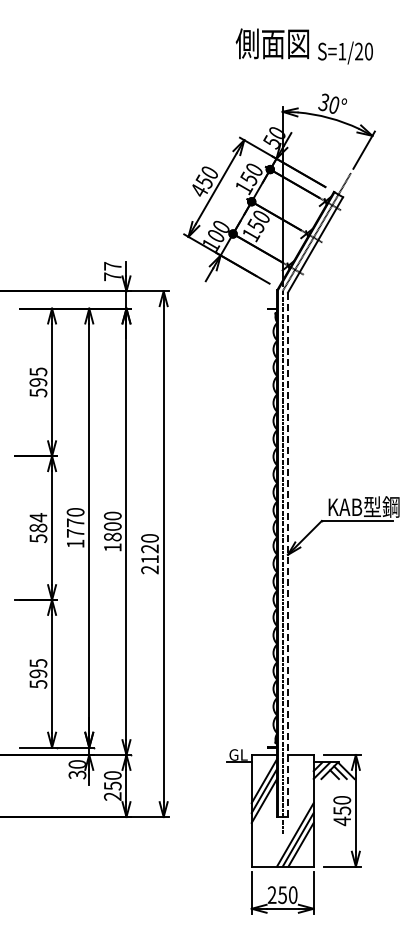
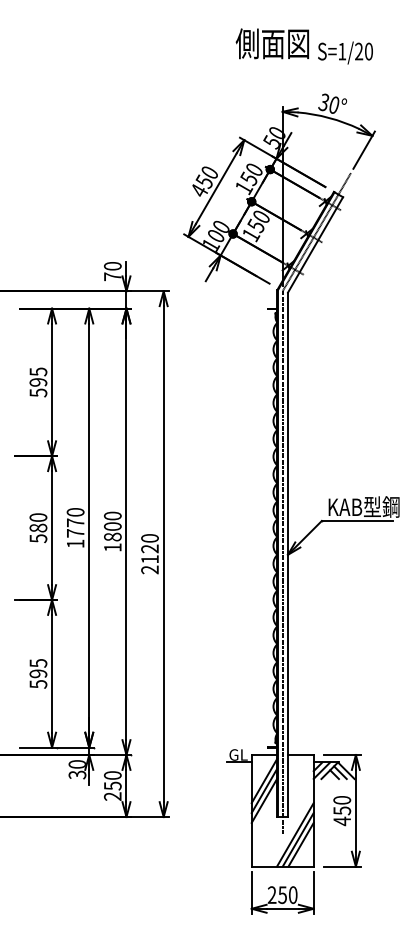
text: 77 -> 70 (112, 266)
text: 584 -> 580 (38, 517)
line: dashed -> solid (287, 555)
